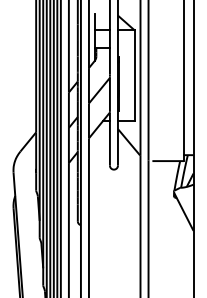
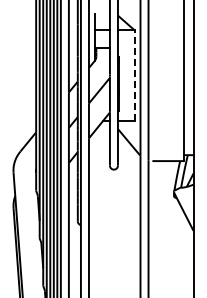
line: solid -> dashed (134, 75)
